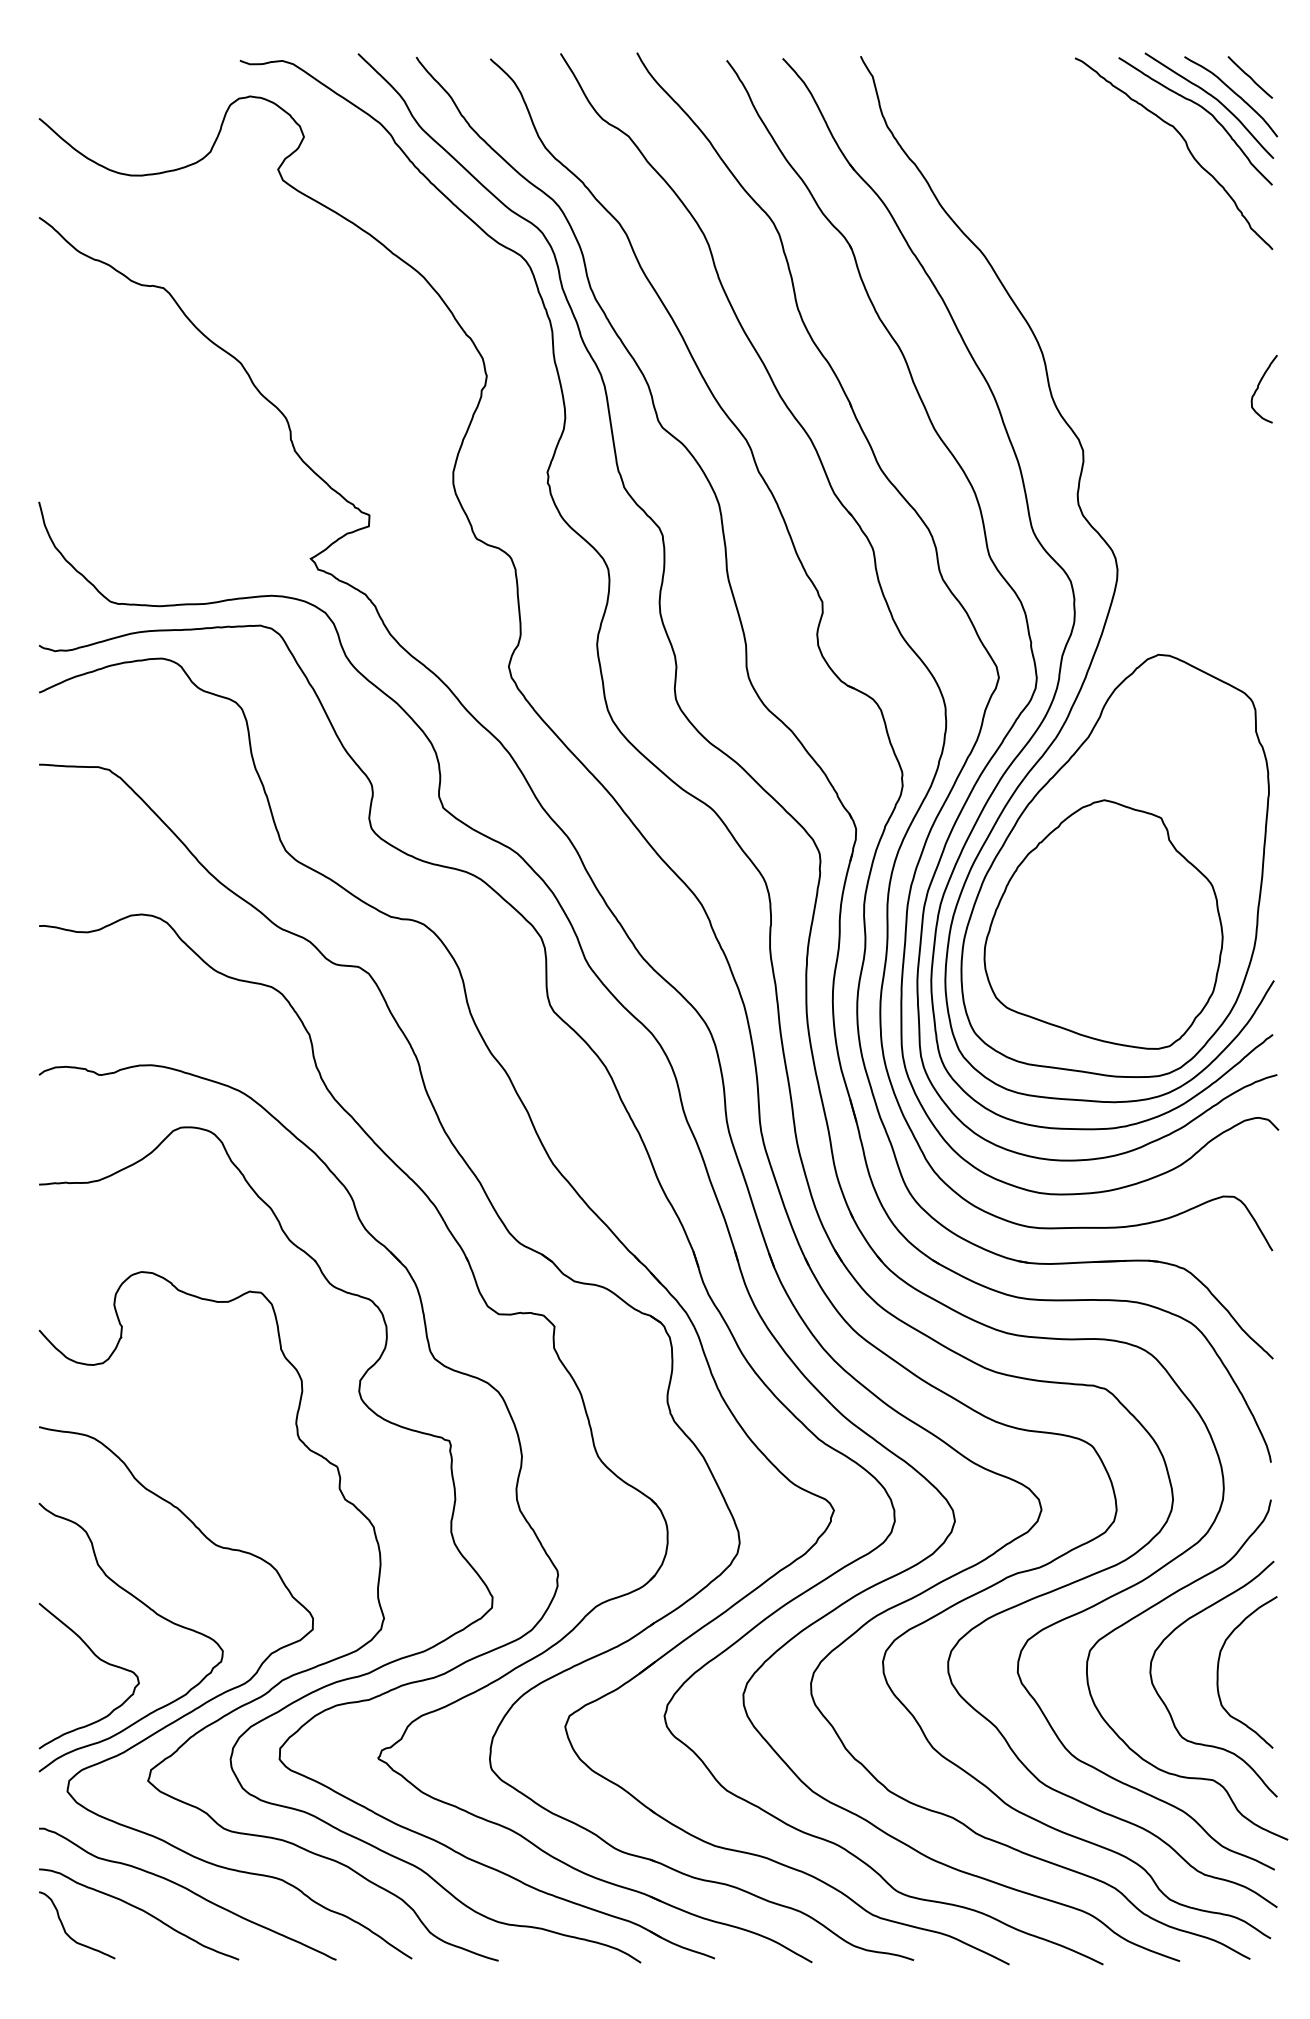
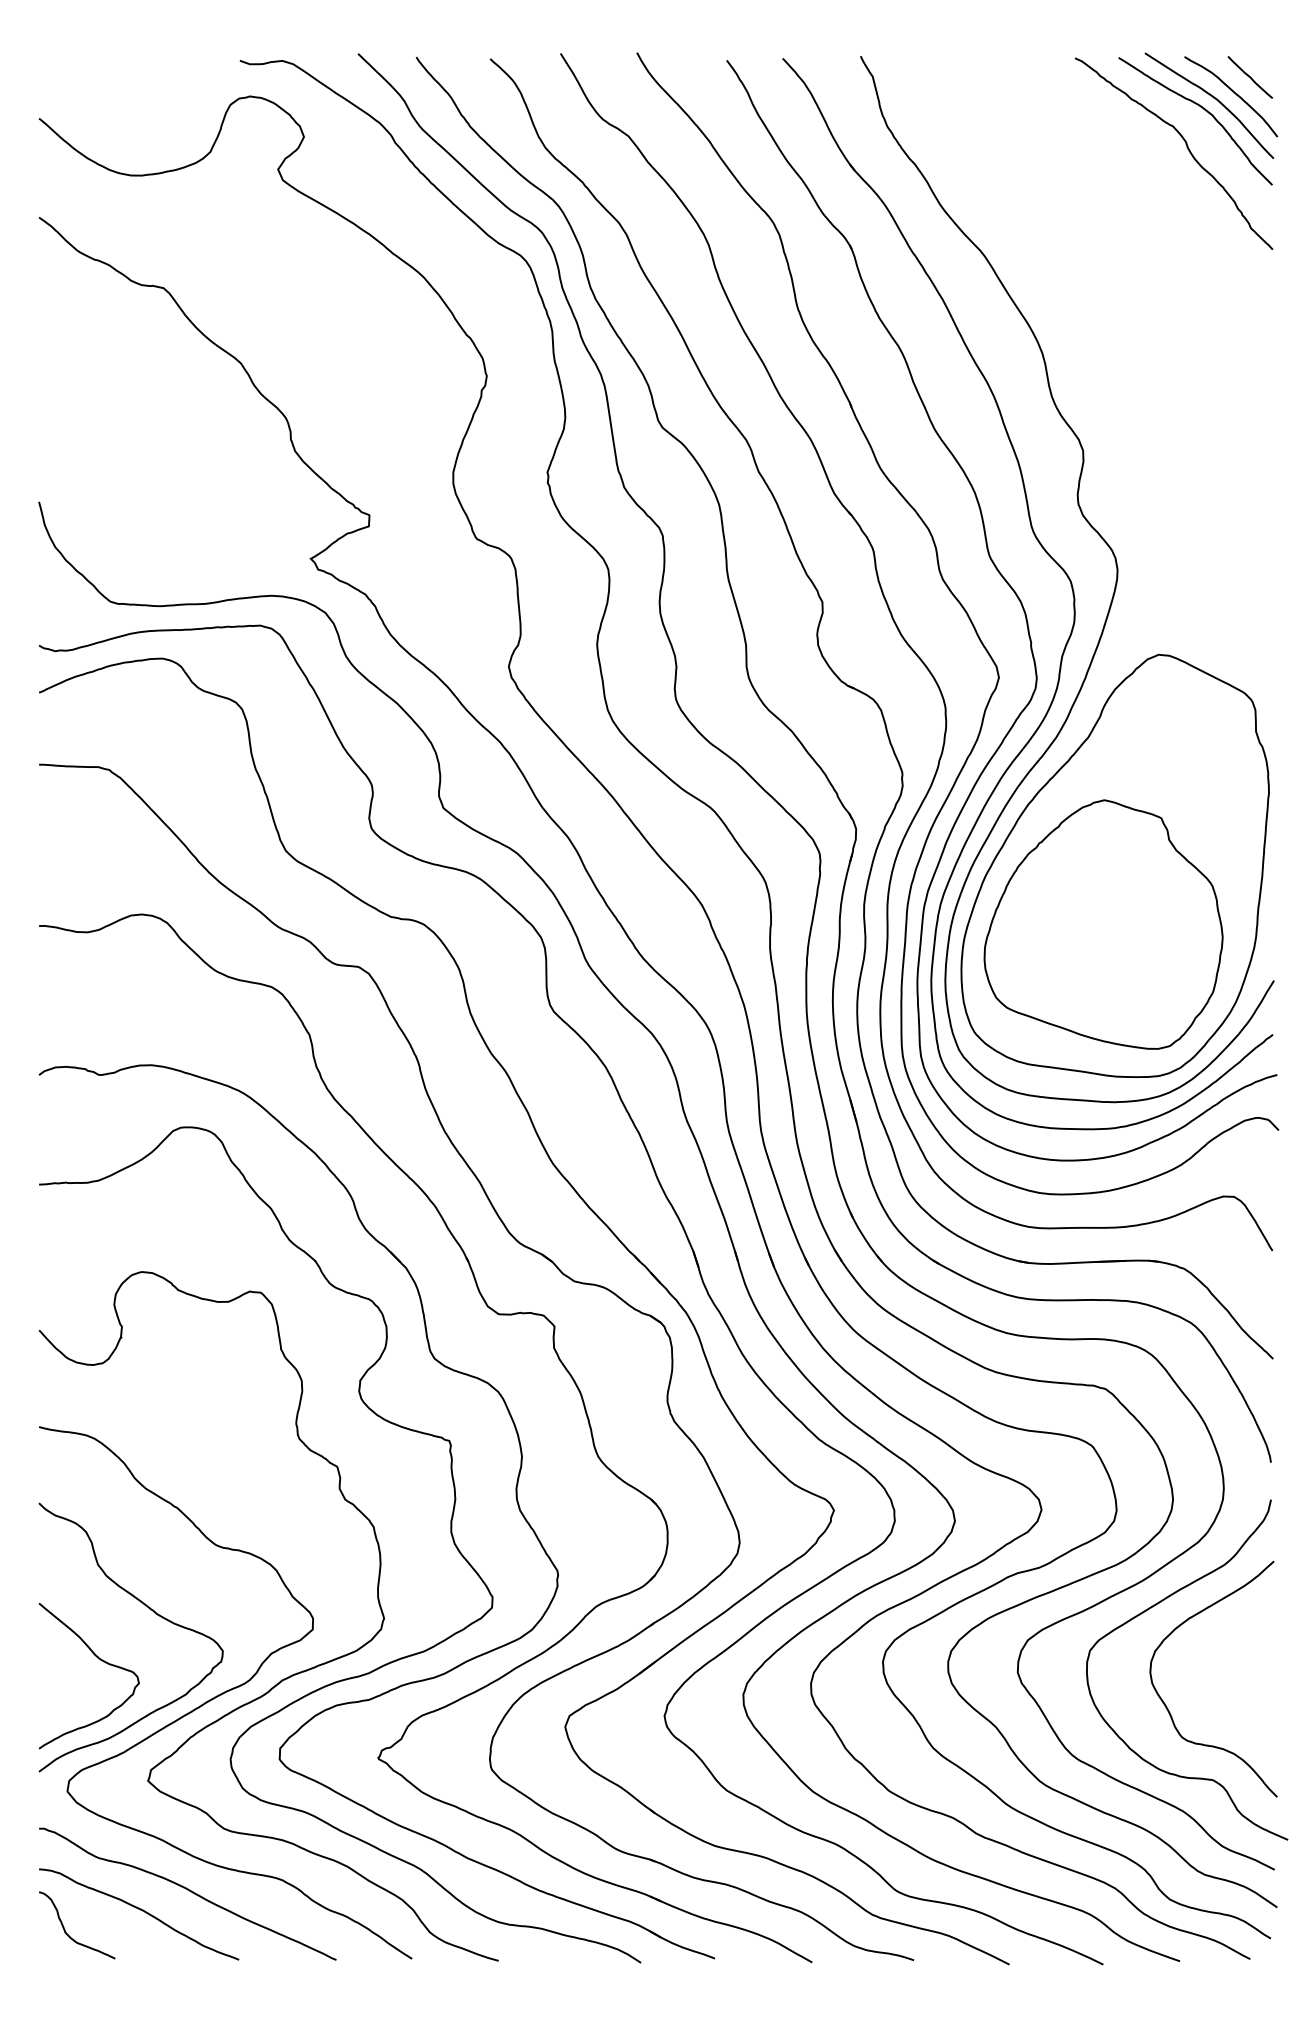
curve: present -> none (1259, 385)
curve: present -> none (1218, 1672)
